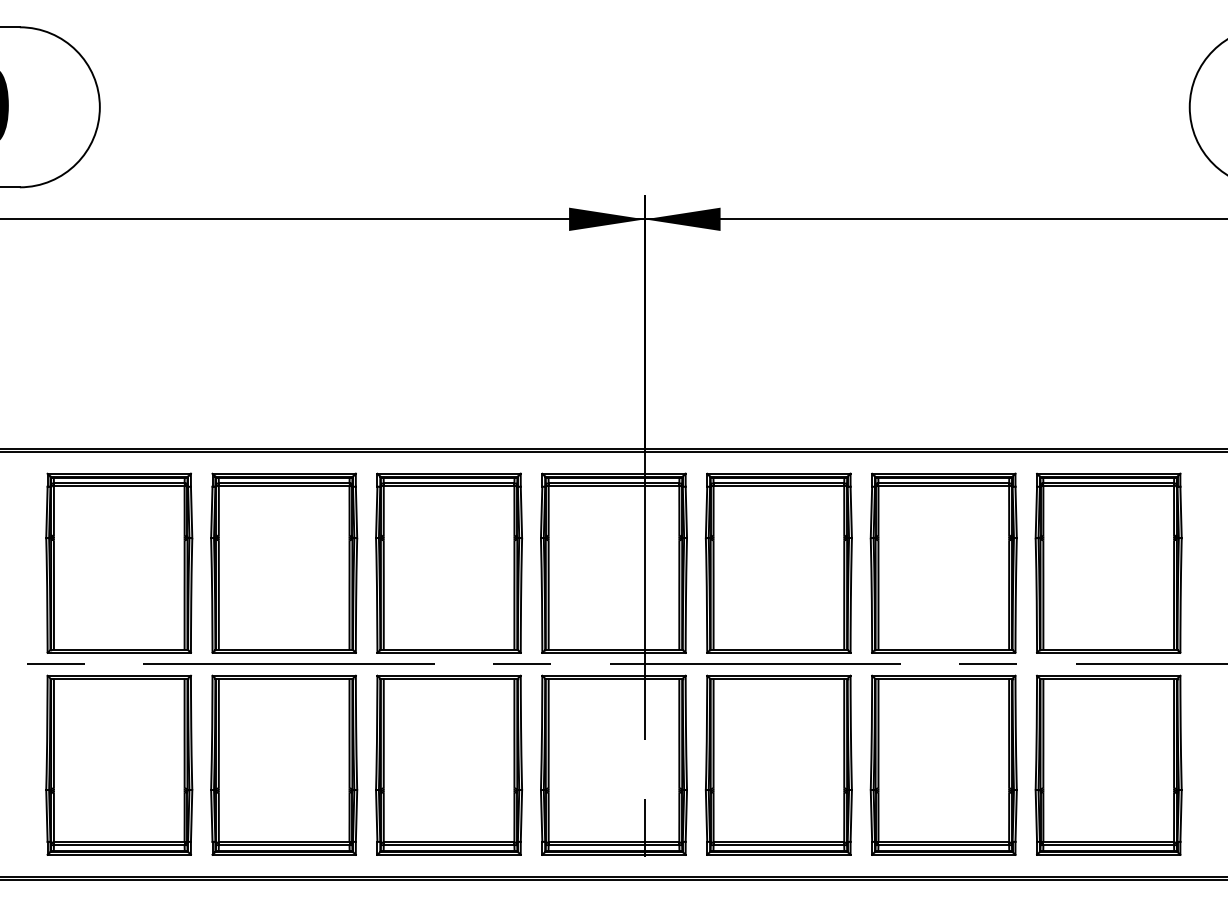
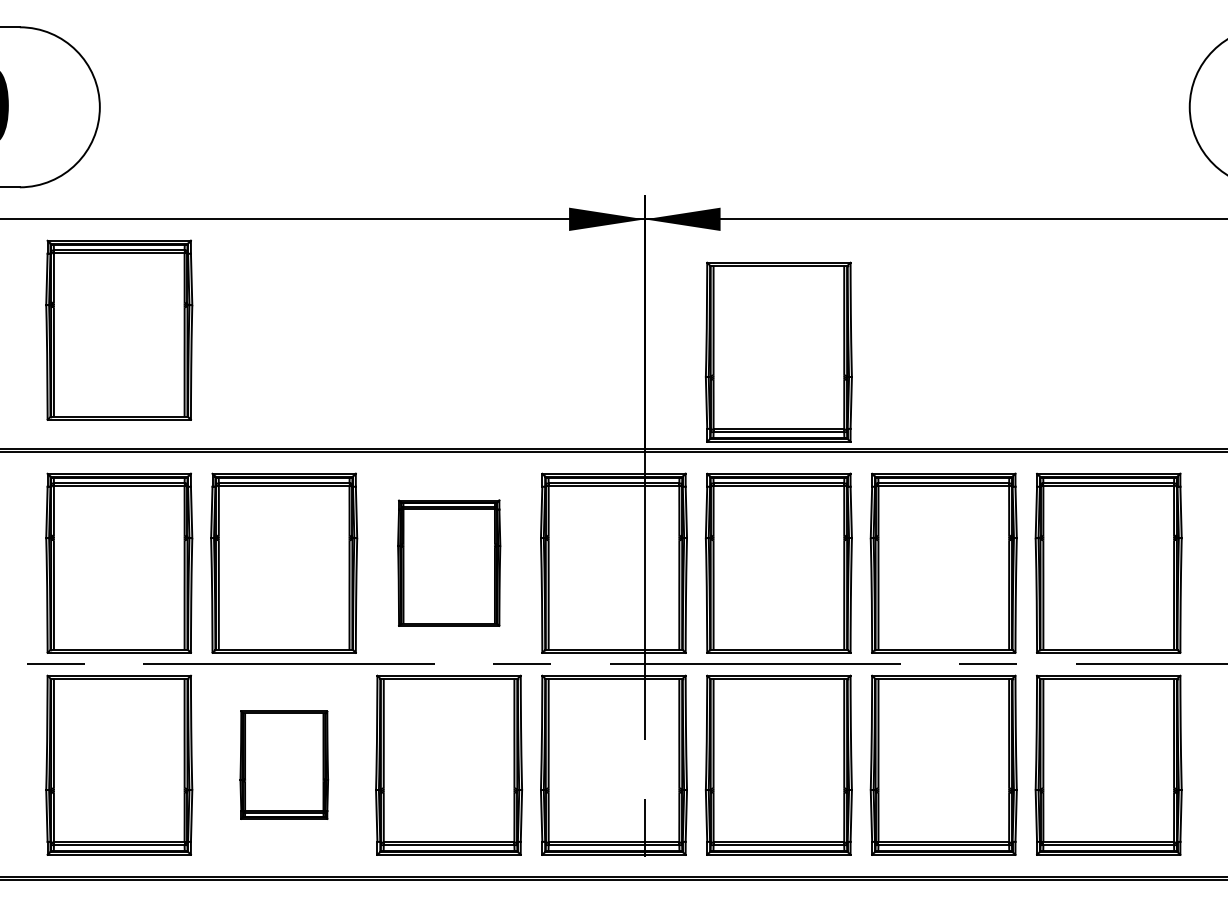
part: none -> present (119, 329)
part: none -> present (778, 351)
part size: 149x182 px -> 105x128 px (449, 562)
part size: 149x182 px -> 91x110 px (284, 764)
